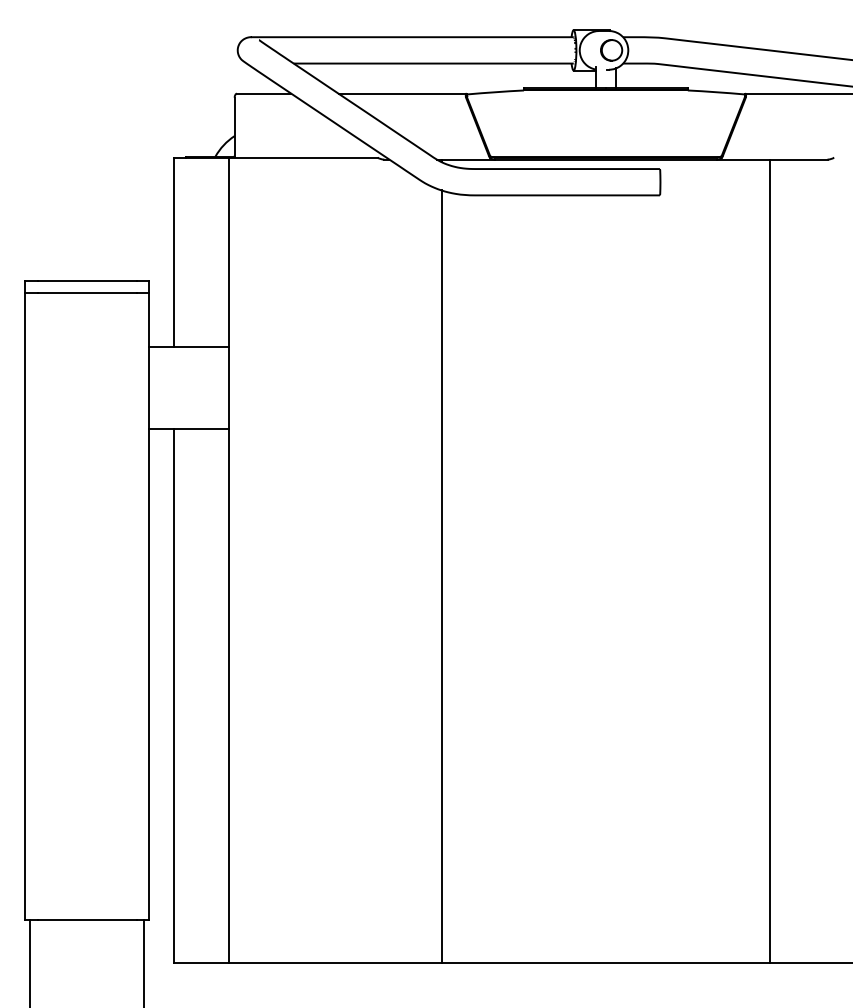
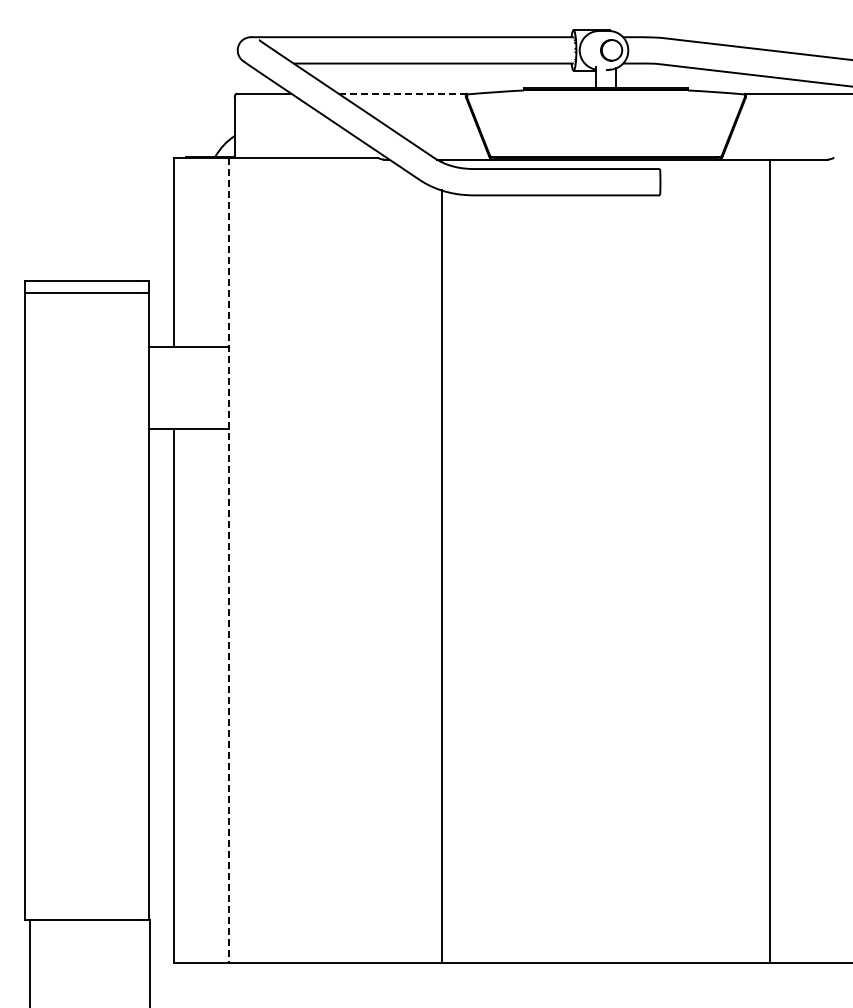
line: solid -> dashed (402, 93)
line: solid -> dashed (228, 560)
line position: (144, 961) -> (150, 961) (150, 961)
